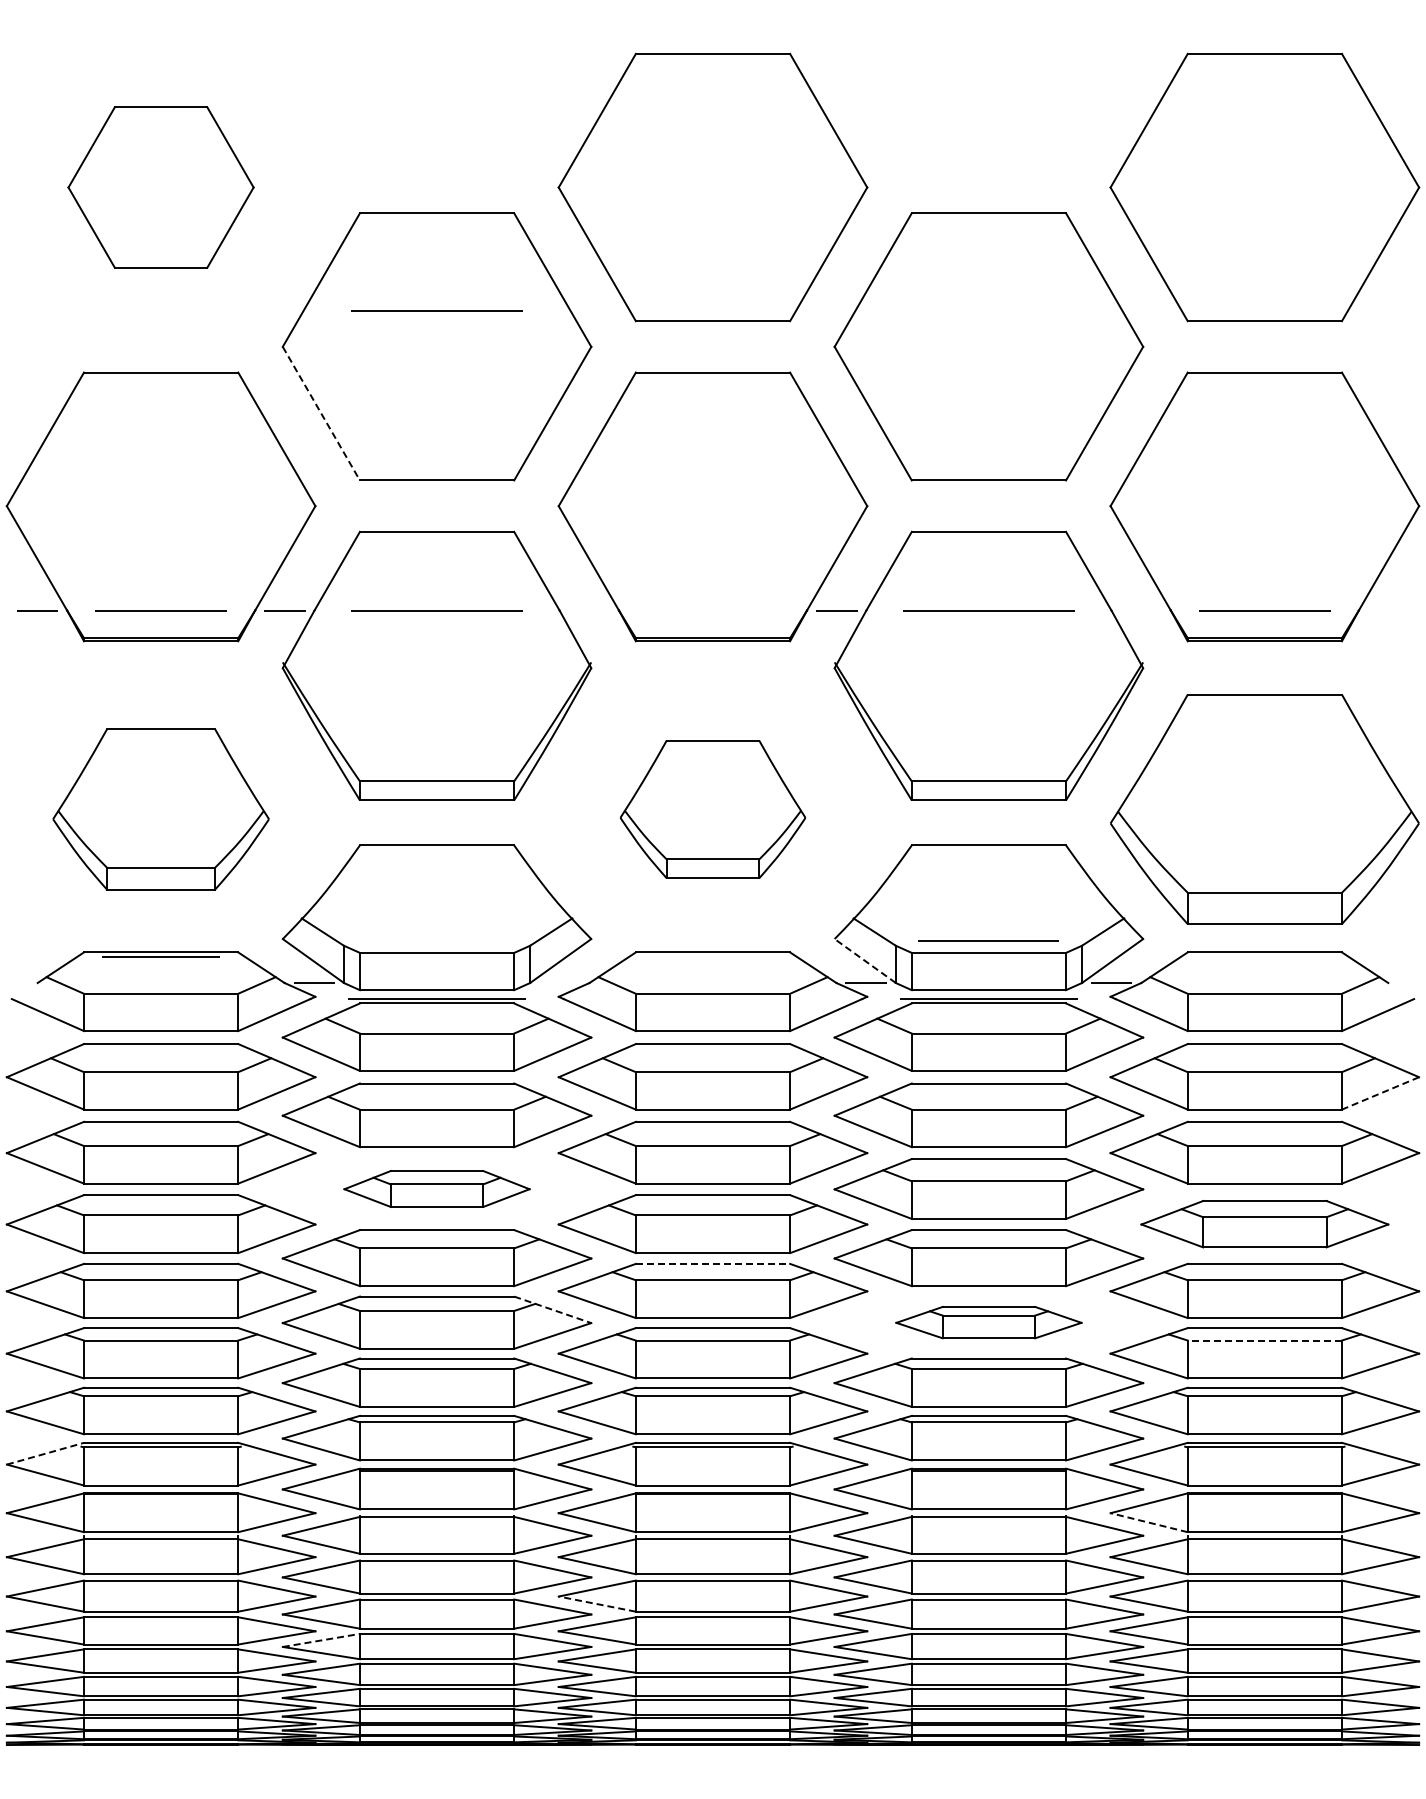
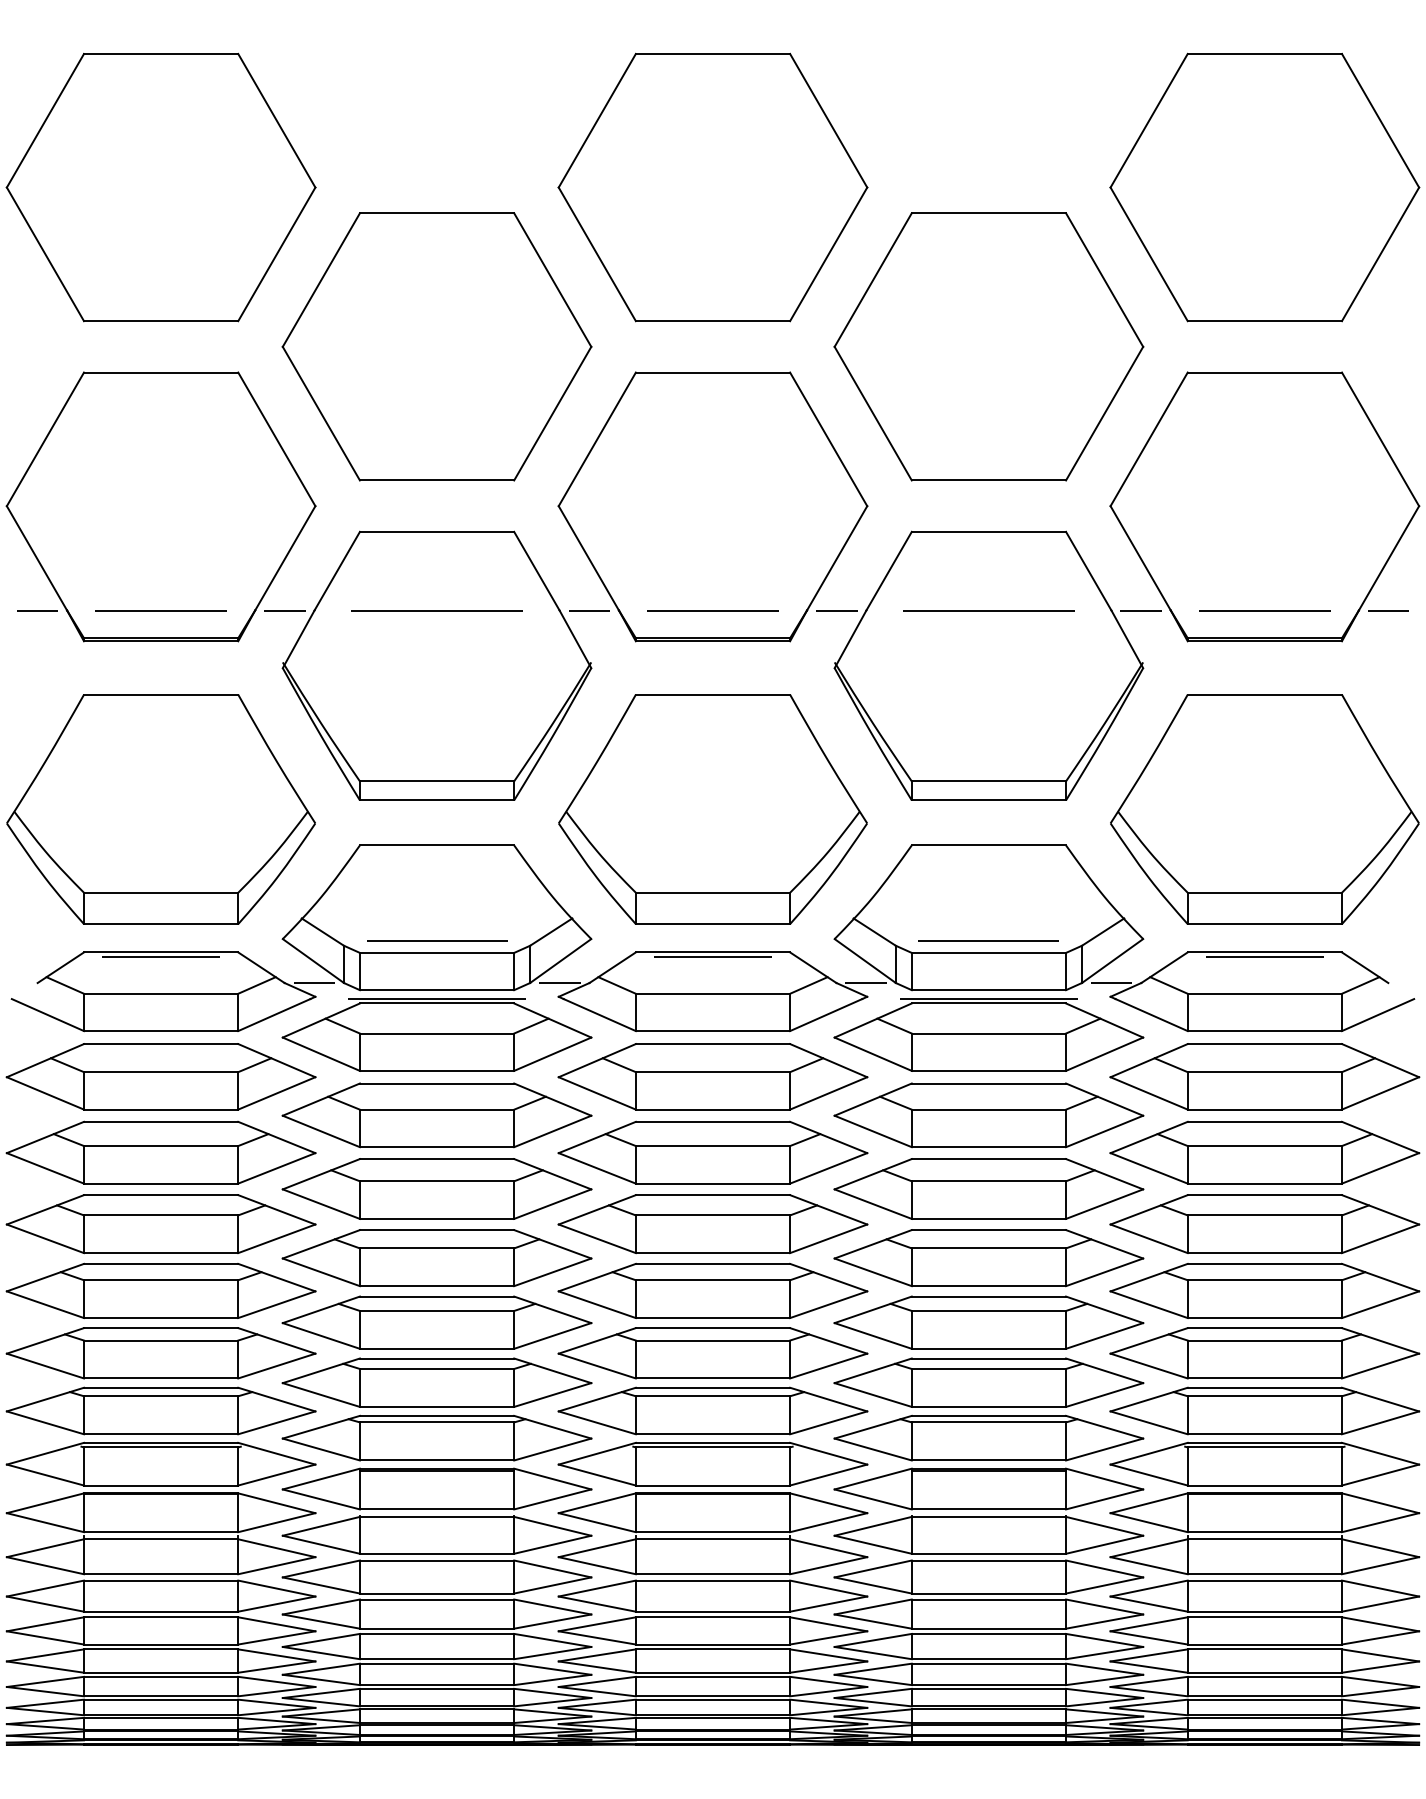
part size: 188x163 px -> 312x271 px (160, 187)
line: present -> none (436, 310)
line: dashed -> solid (321, 414)
line: none -> present (589, 610)
line: none -> present (712, 610)
line: none -> present (1140, 610)
line: none -> present (1388, 610)
part size: 218x163 px -> 310x231 px (160, 809)
part size: 188x139 px -> 310x231 px (712, 809)
line: none -> present (436, 940)
line: none -> present (712, 956)
line: none -> present (1264, 956)
line: dashed -> solid (865, 961)
line: none -> present (559, 983)
line: dashed -> solid (1380, 1093)
part size: 188x38 px -> 312x62 px (436, 1188)
part size: 250x49 px -> 312x61 px (1264, 1224)
line: dashed -> solid (713, 1263)
line: dashed -> solid (552, 1309)
part size: 188x34 px -> 312x55 px (988, 1322)
line: dashed -> solid (1264, 1340)
line: dashed -> solid (45, 1453)
line: dashed -> solid (1149, 1522)
line: dashed -> solid (596, 1604)
line: dashed -> solid (321, 1640)
